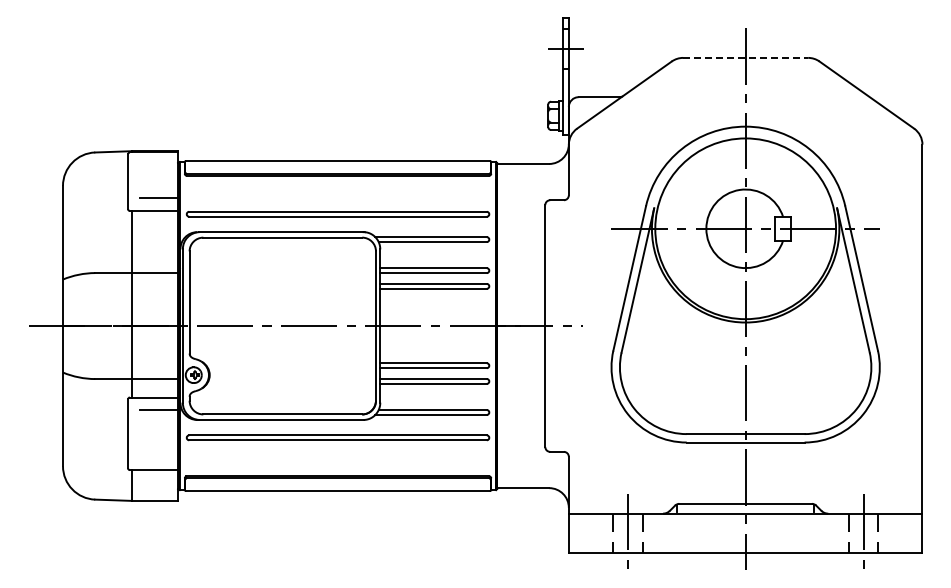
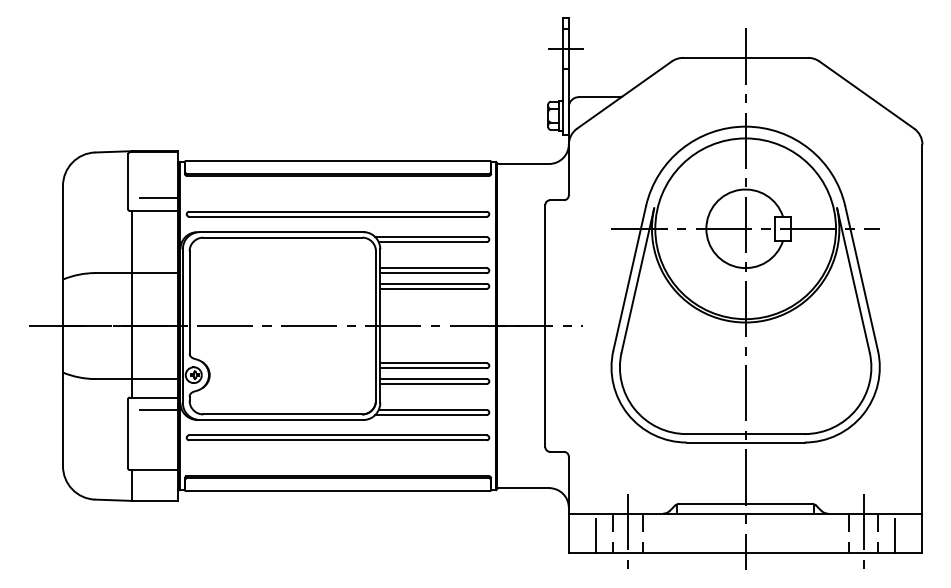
line: dashed -> solid (745, 57)
line: none -> present (596, 535)
line: none -> present (894, 535)
